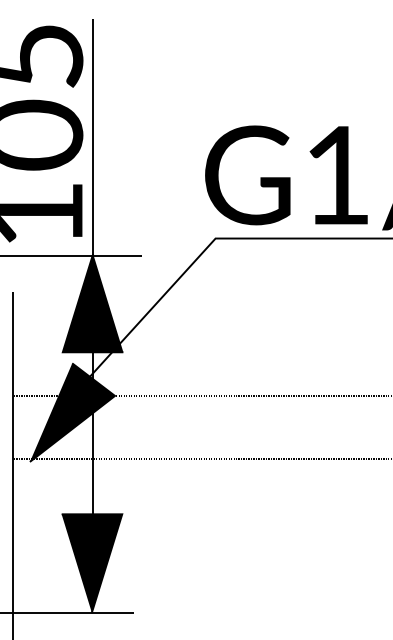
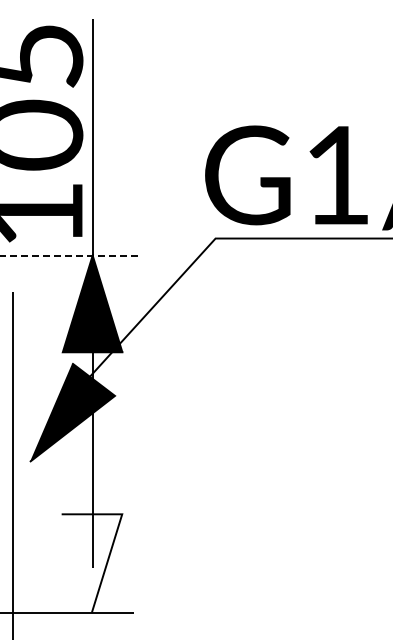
line: solid -> dashed (71, 255)
line: present -> none (201, 396)
line: present -> none (201, 458)
fill: present -> none (91, 563)
